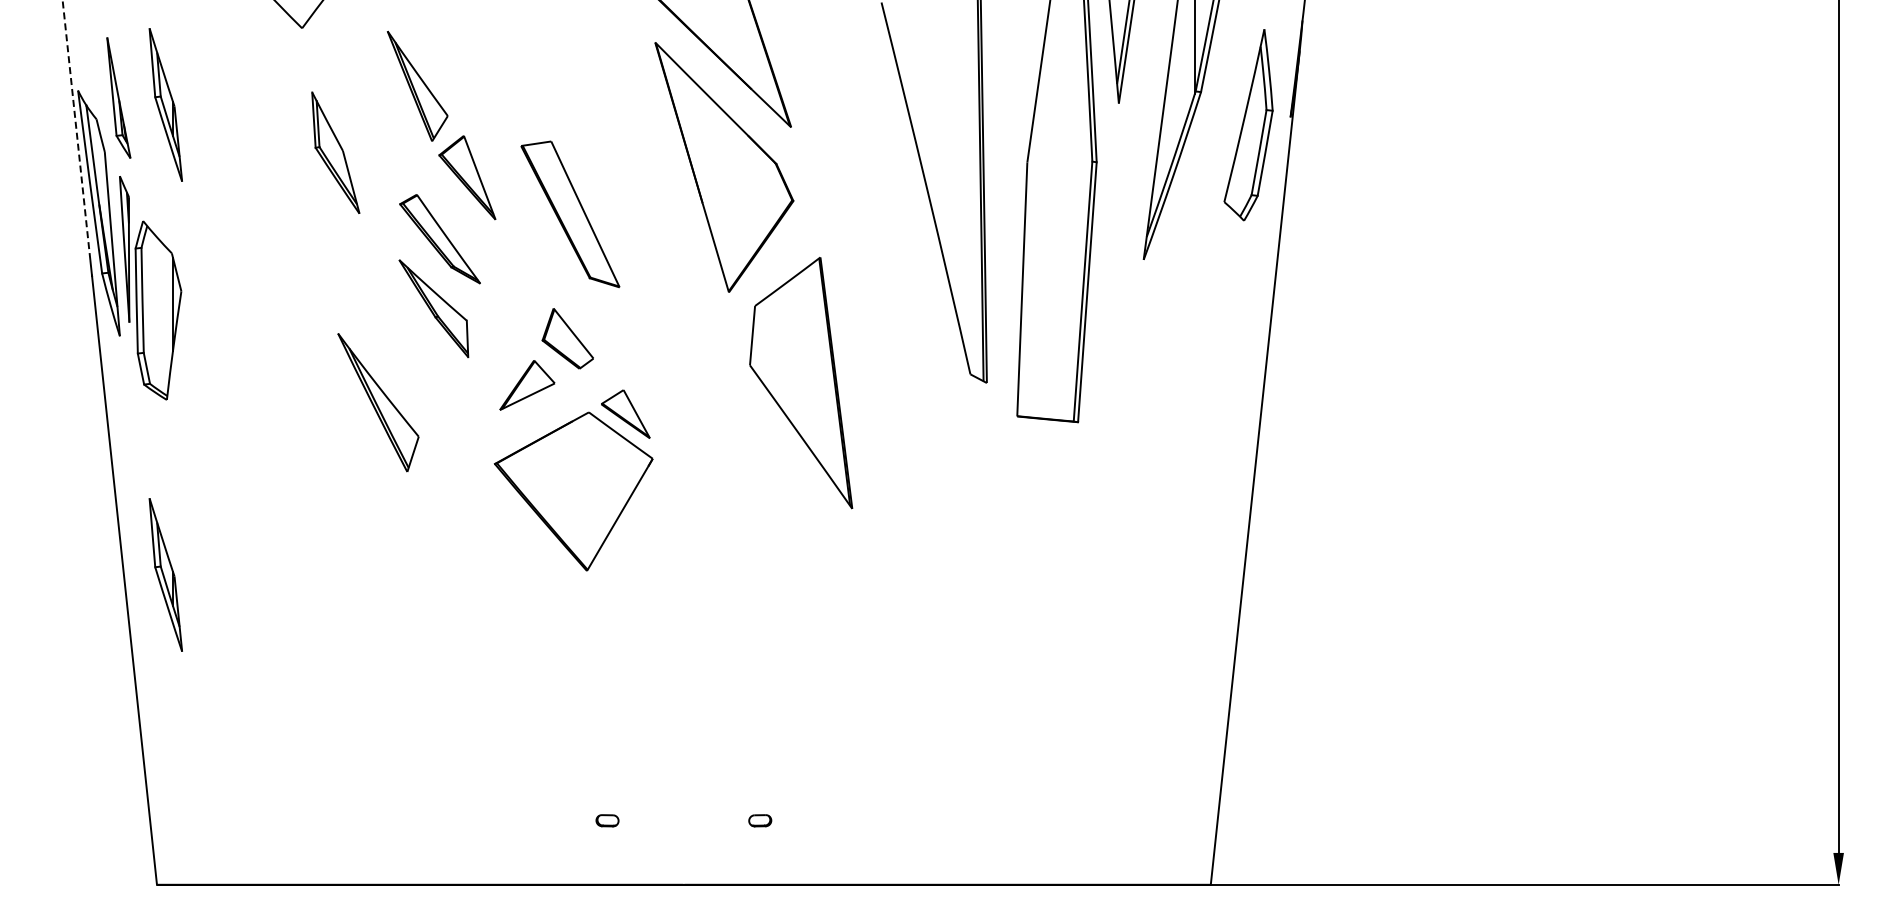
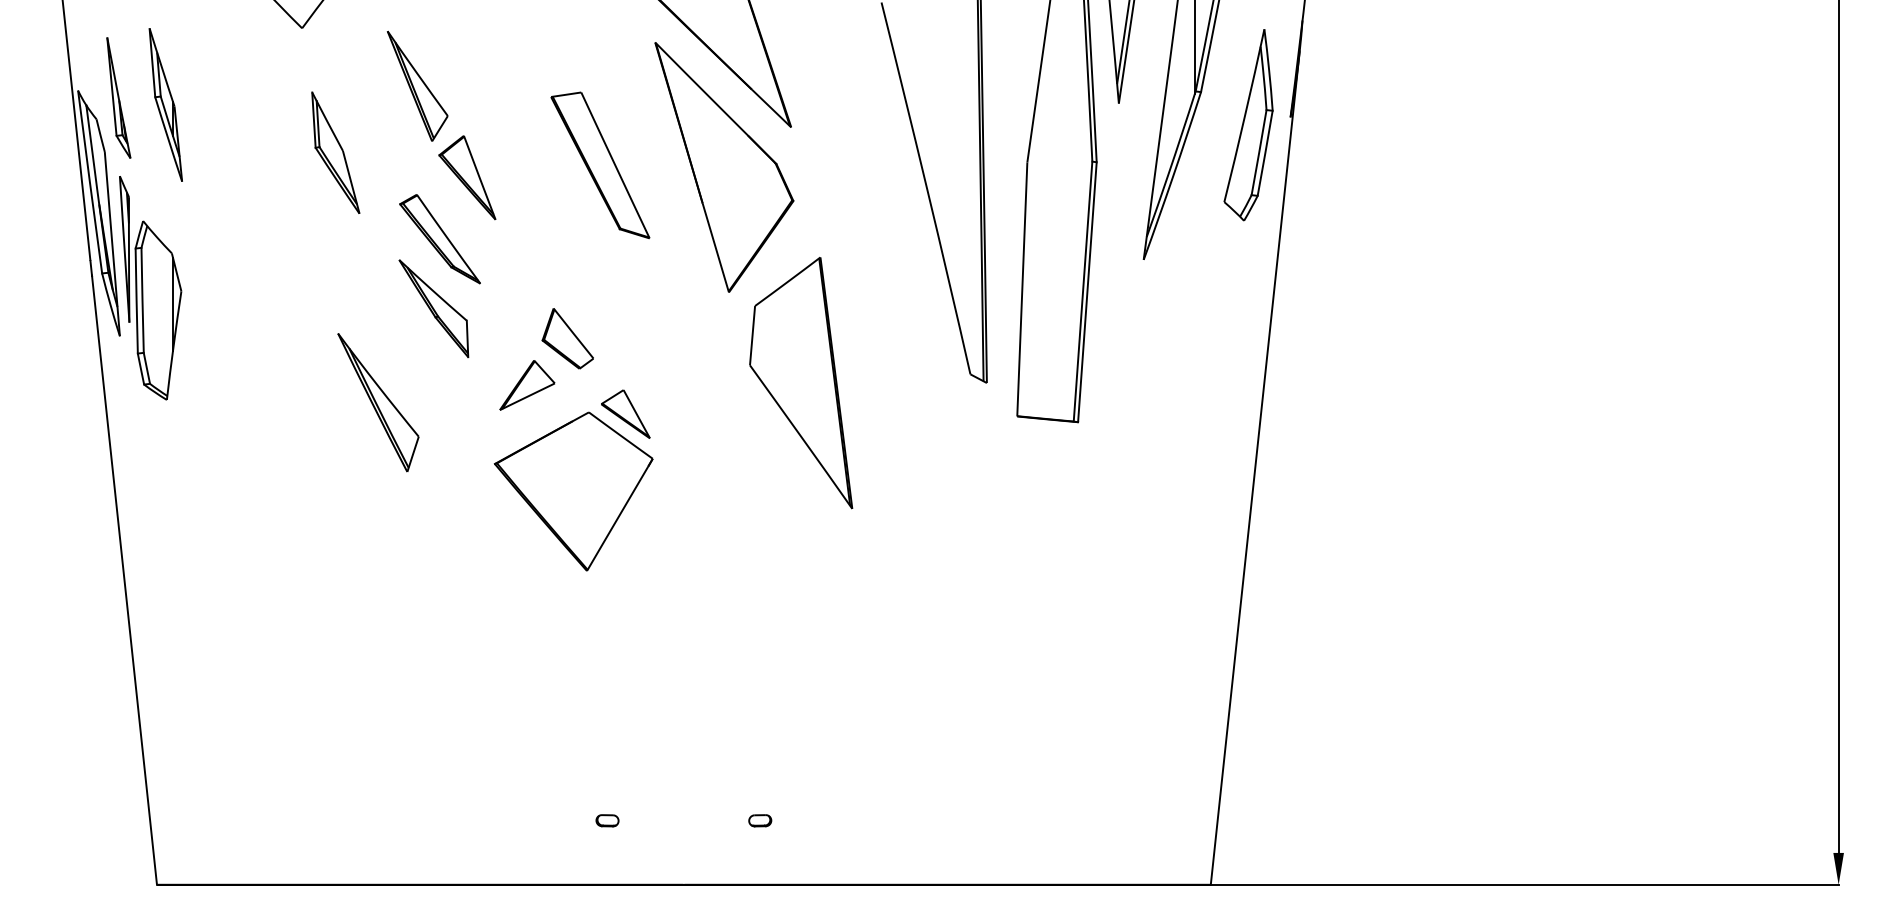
line: dashed -> solid (76, 130)
part position: (570, 214) -> (600, 165) (600, 165)
part: present -> none (165, 574)
